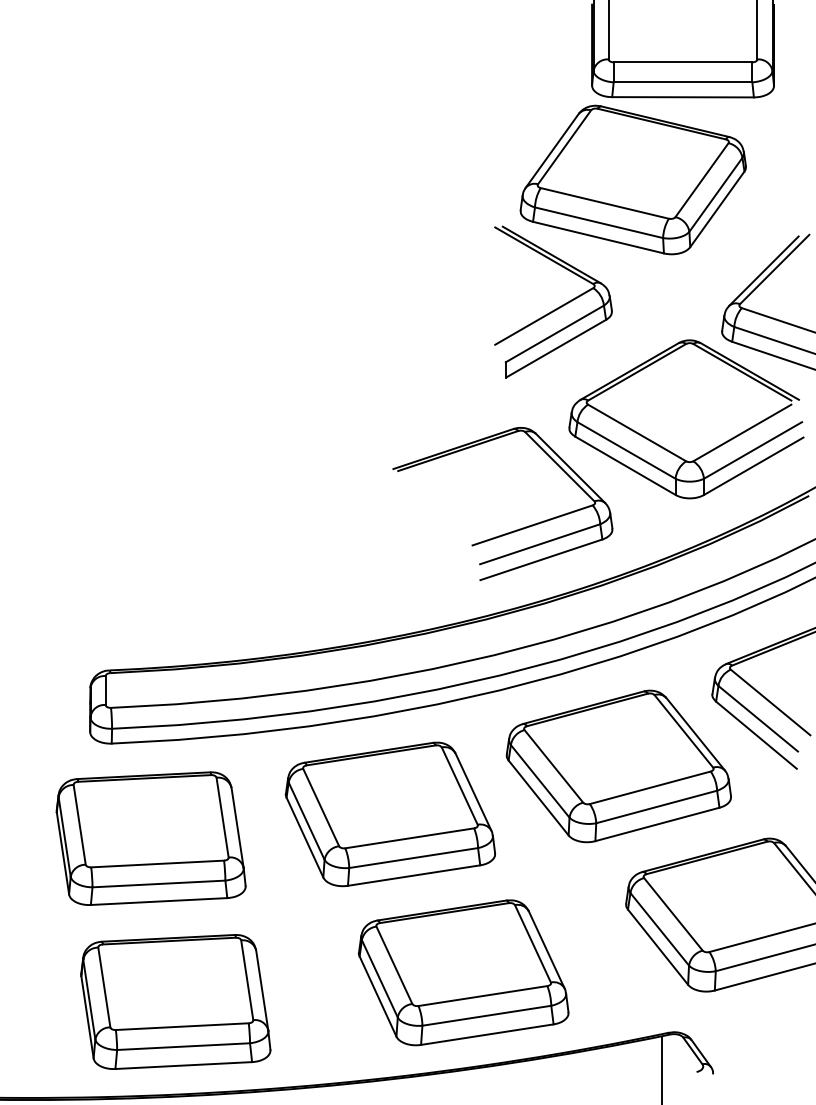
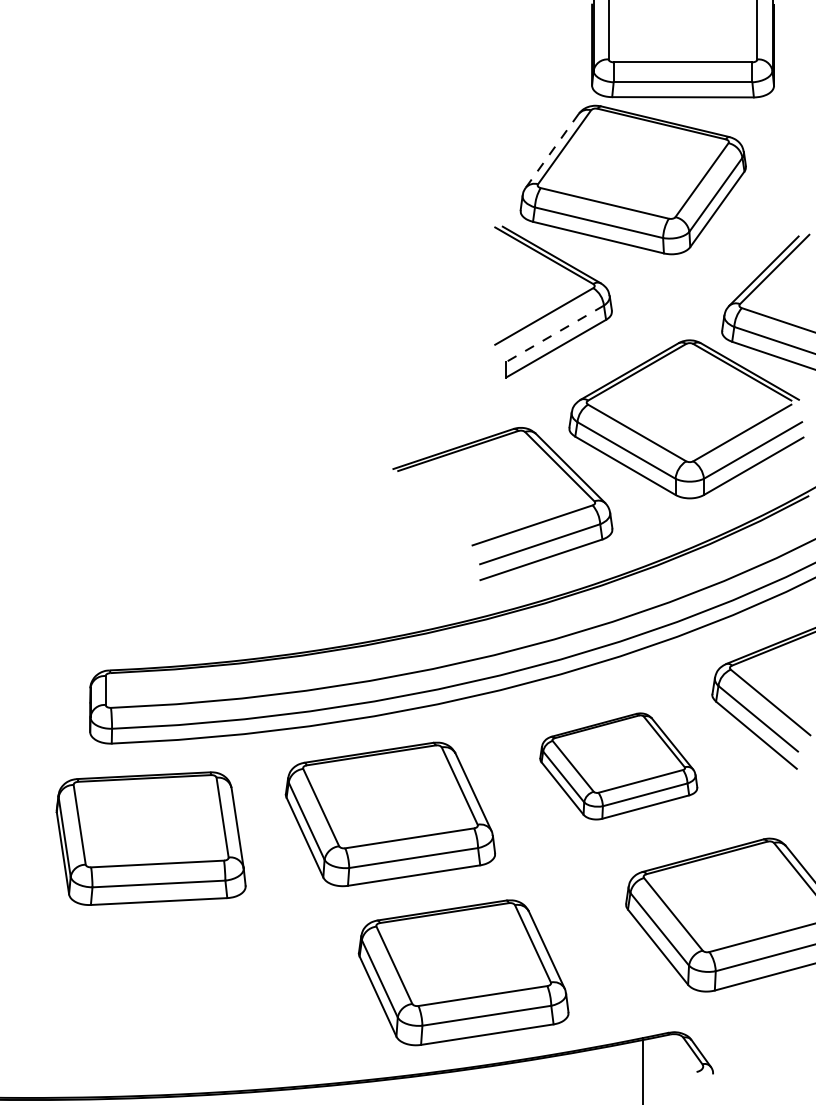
line: solid -> dashed (552, 150)
line: solid -> dashed (554, 333)
part size: 227x155 px -> 160x109 px (618, 766)
part: present -> none (175, 1001)
line position: (661, 1068) -> (642, 1068) (642, 1068)
